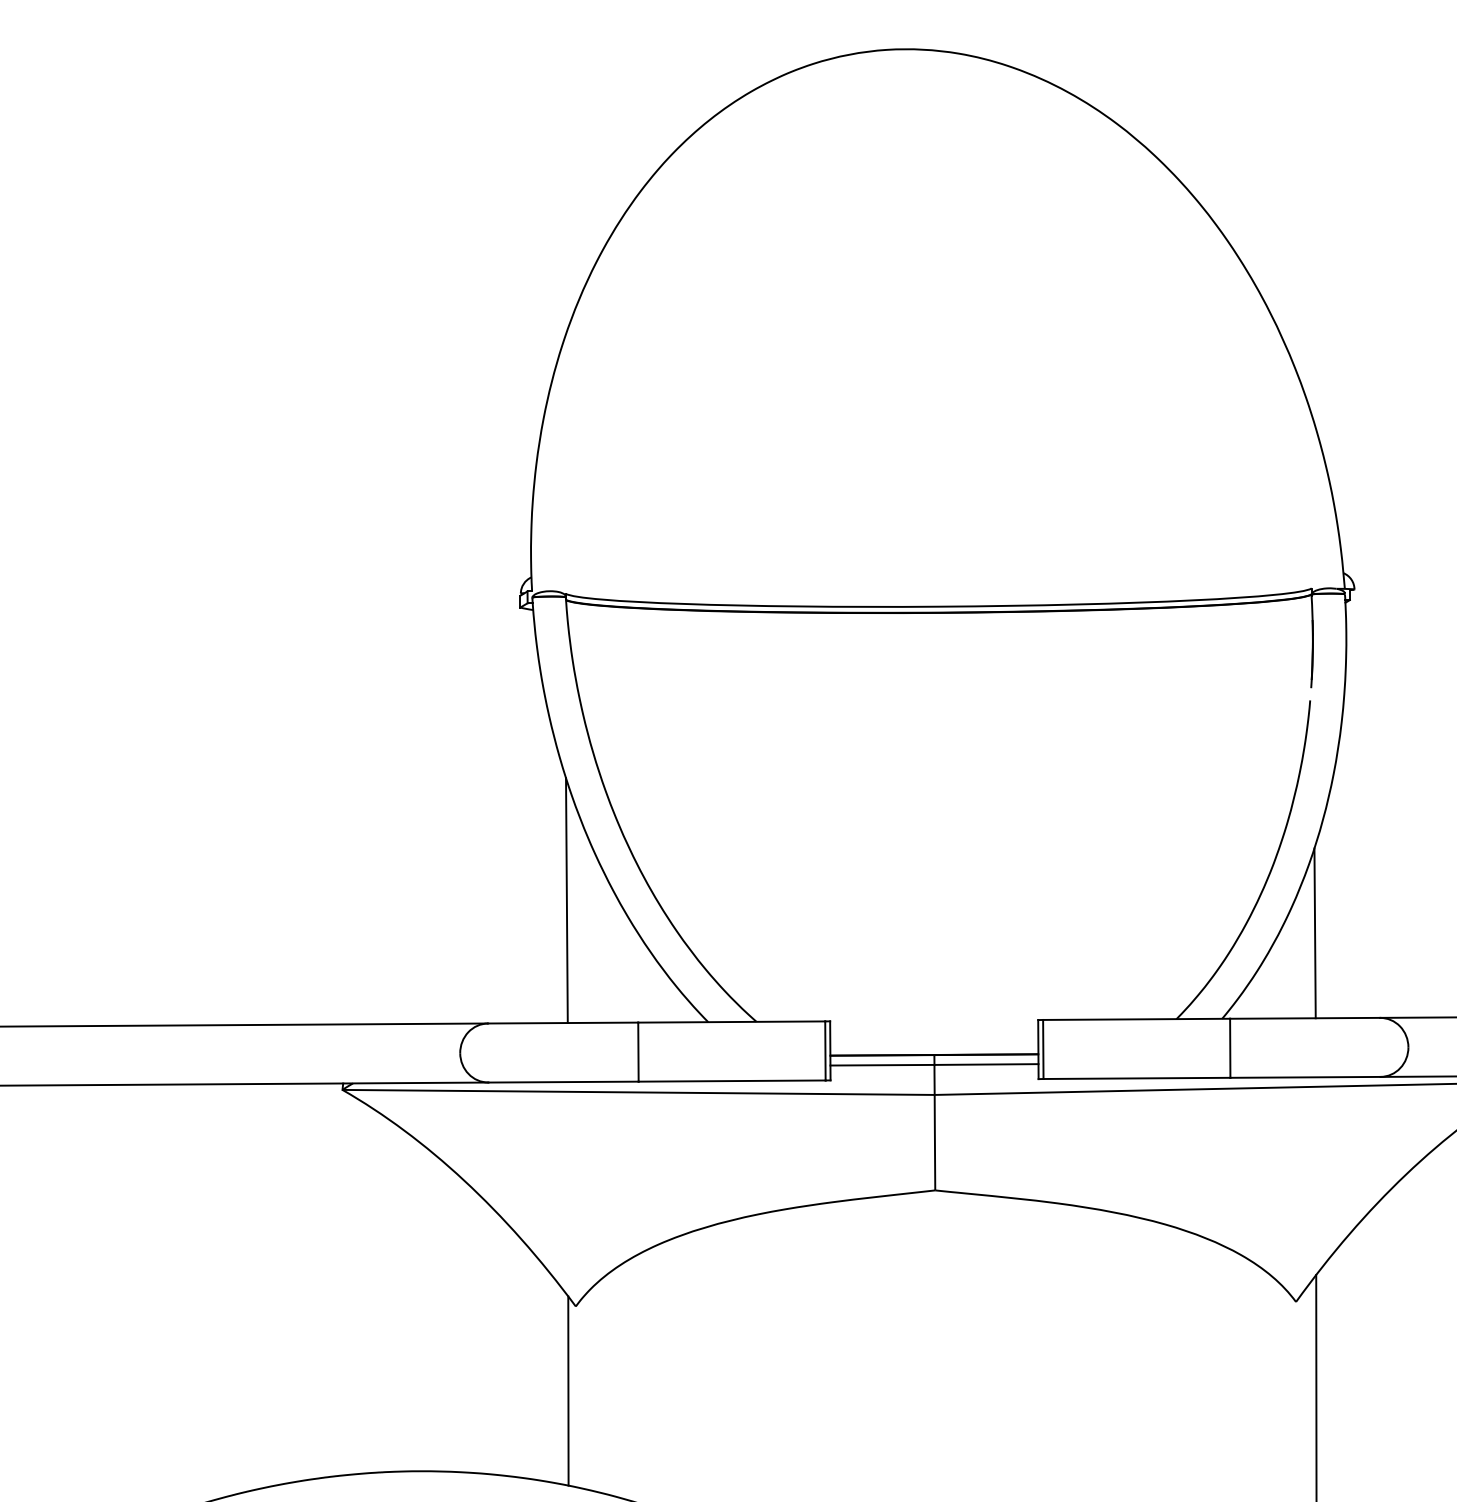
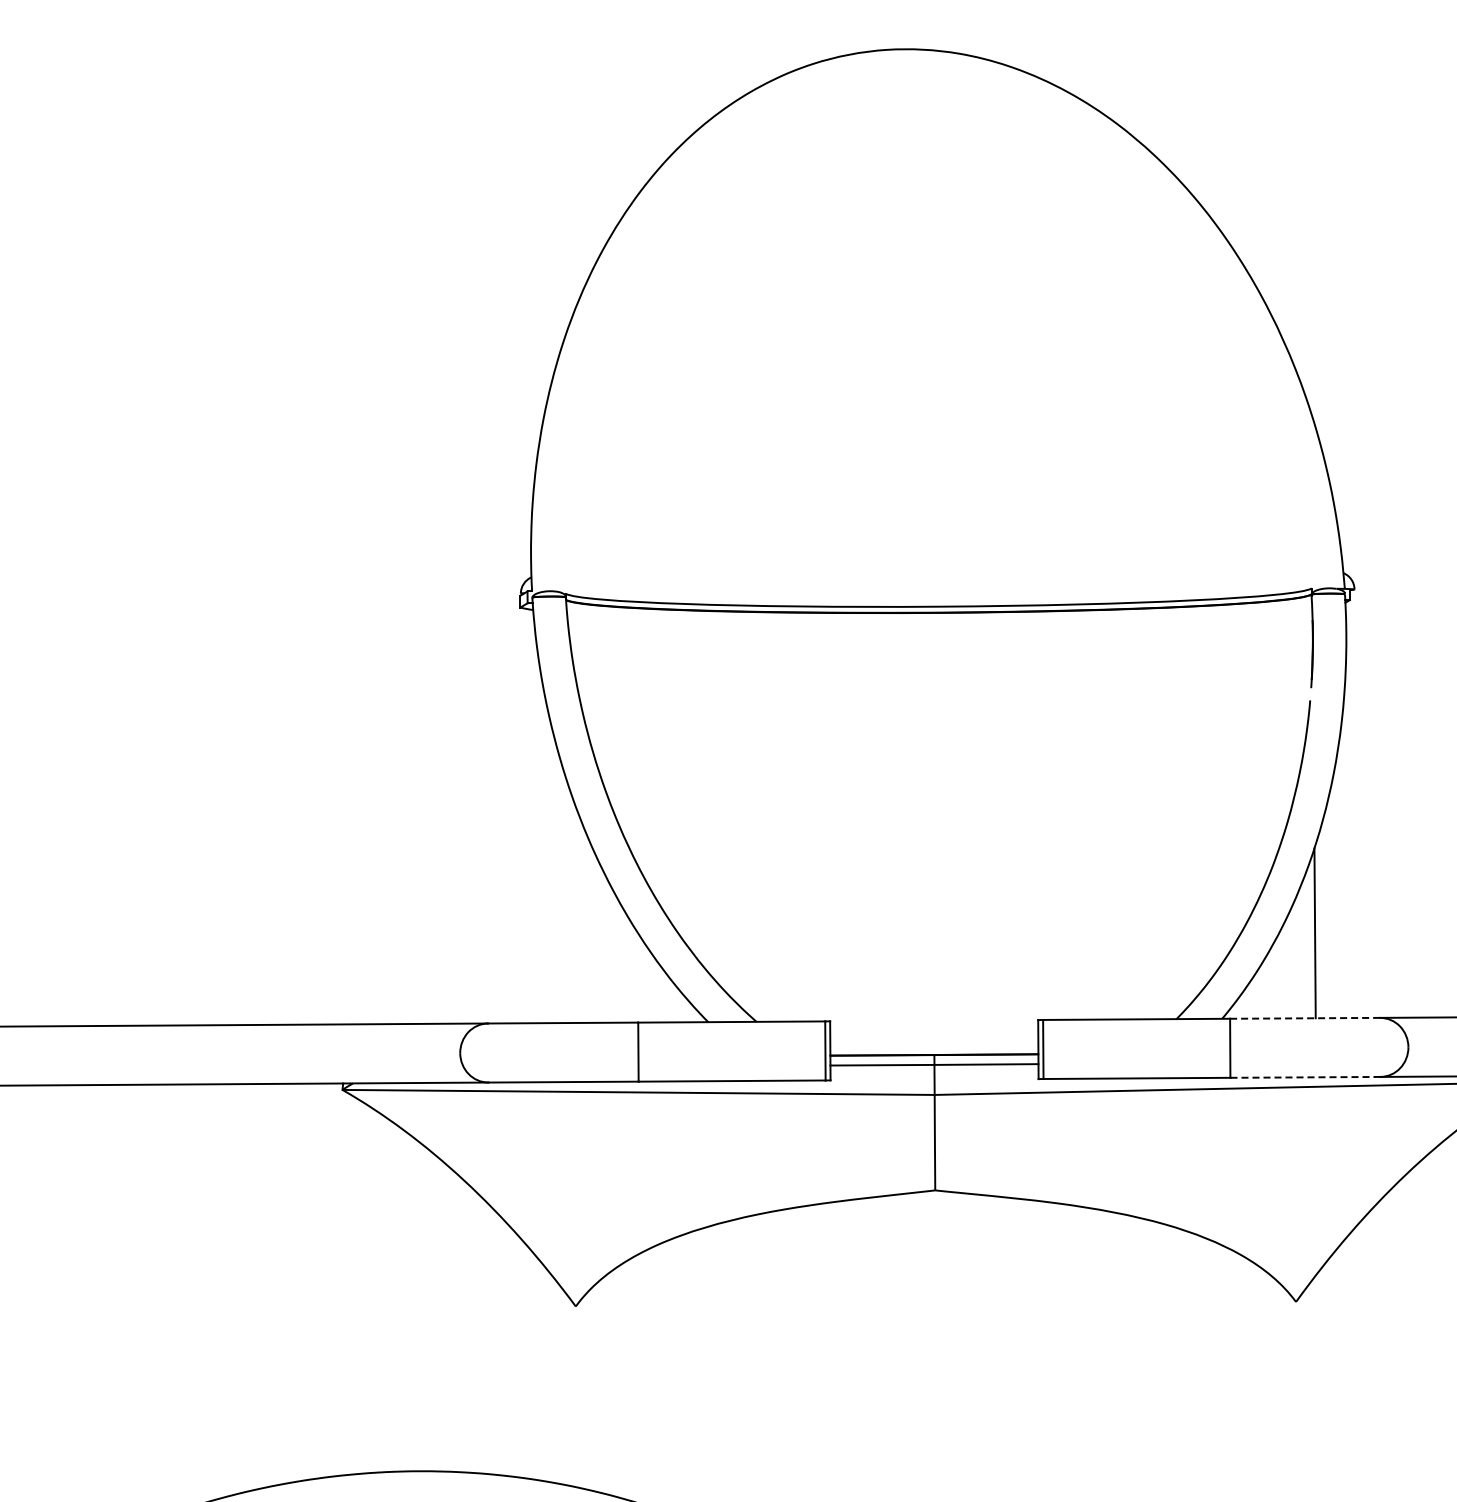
line: present -> none (566, 900)
line: solid -> dashed (1305, 1018)
line: solid -> dashed (1304, 1077)
line: present -> none (1316, 1386)
line: present -> none (568, 1390)
